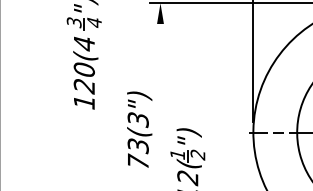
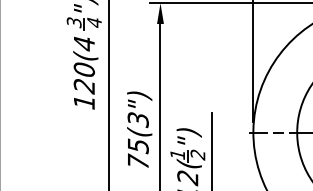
line: none -> present (108, 94)
line: none -> present (160, 105)
text: 73(3") -> 75(3") (137, 144)
line: none -> present (212, 150)
